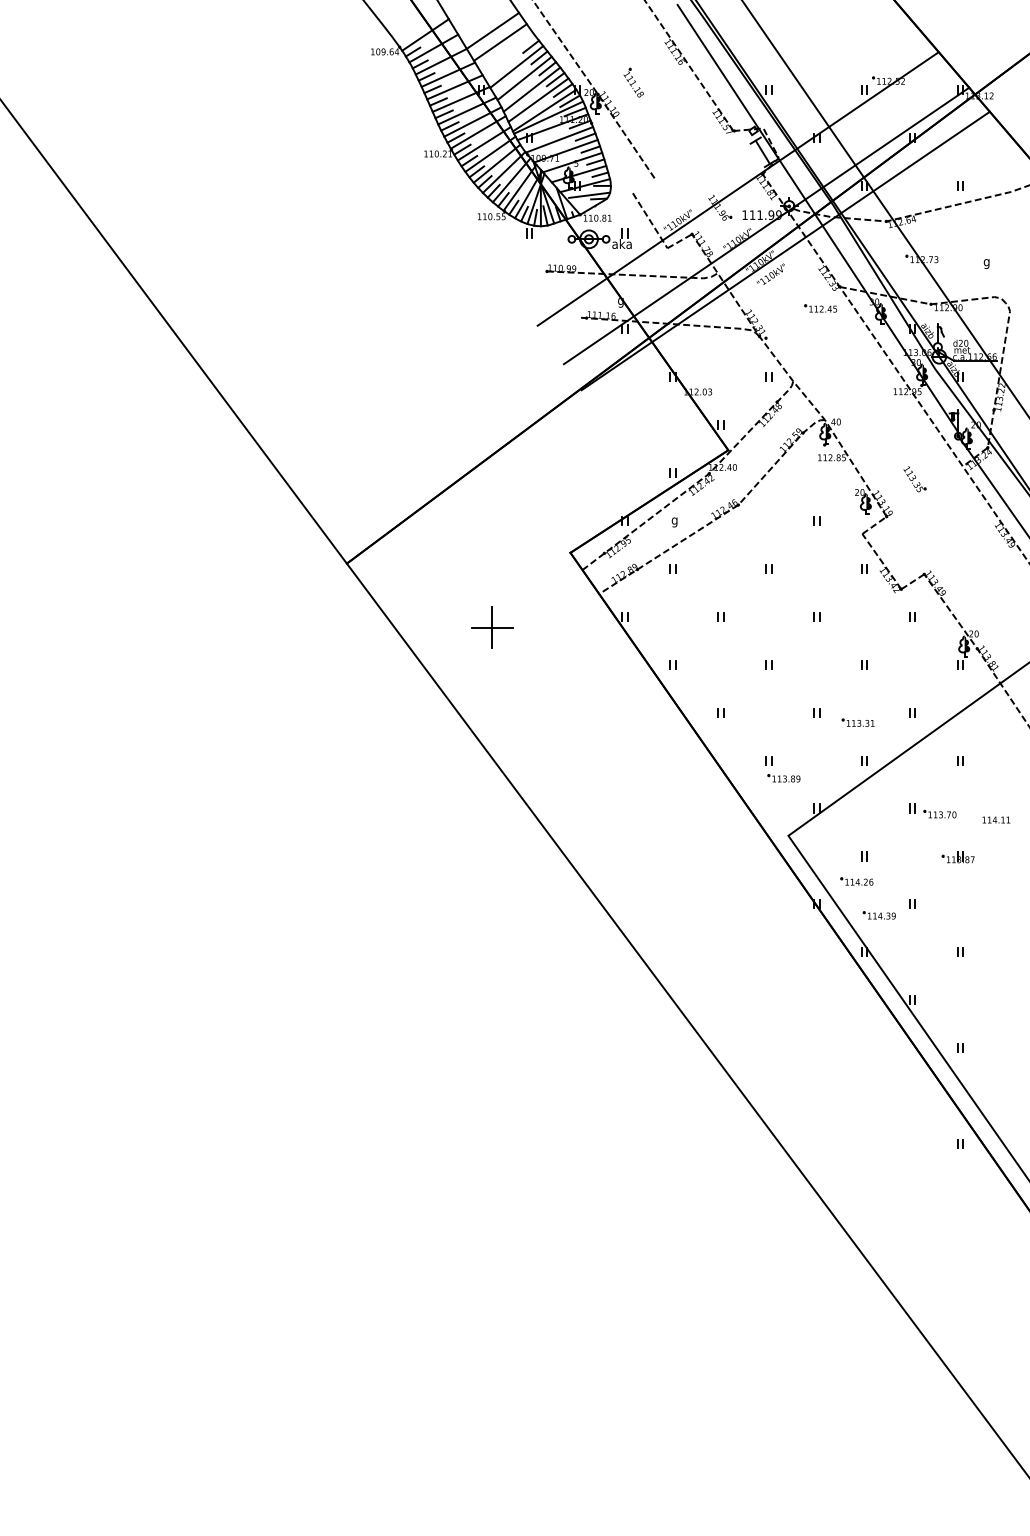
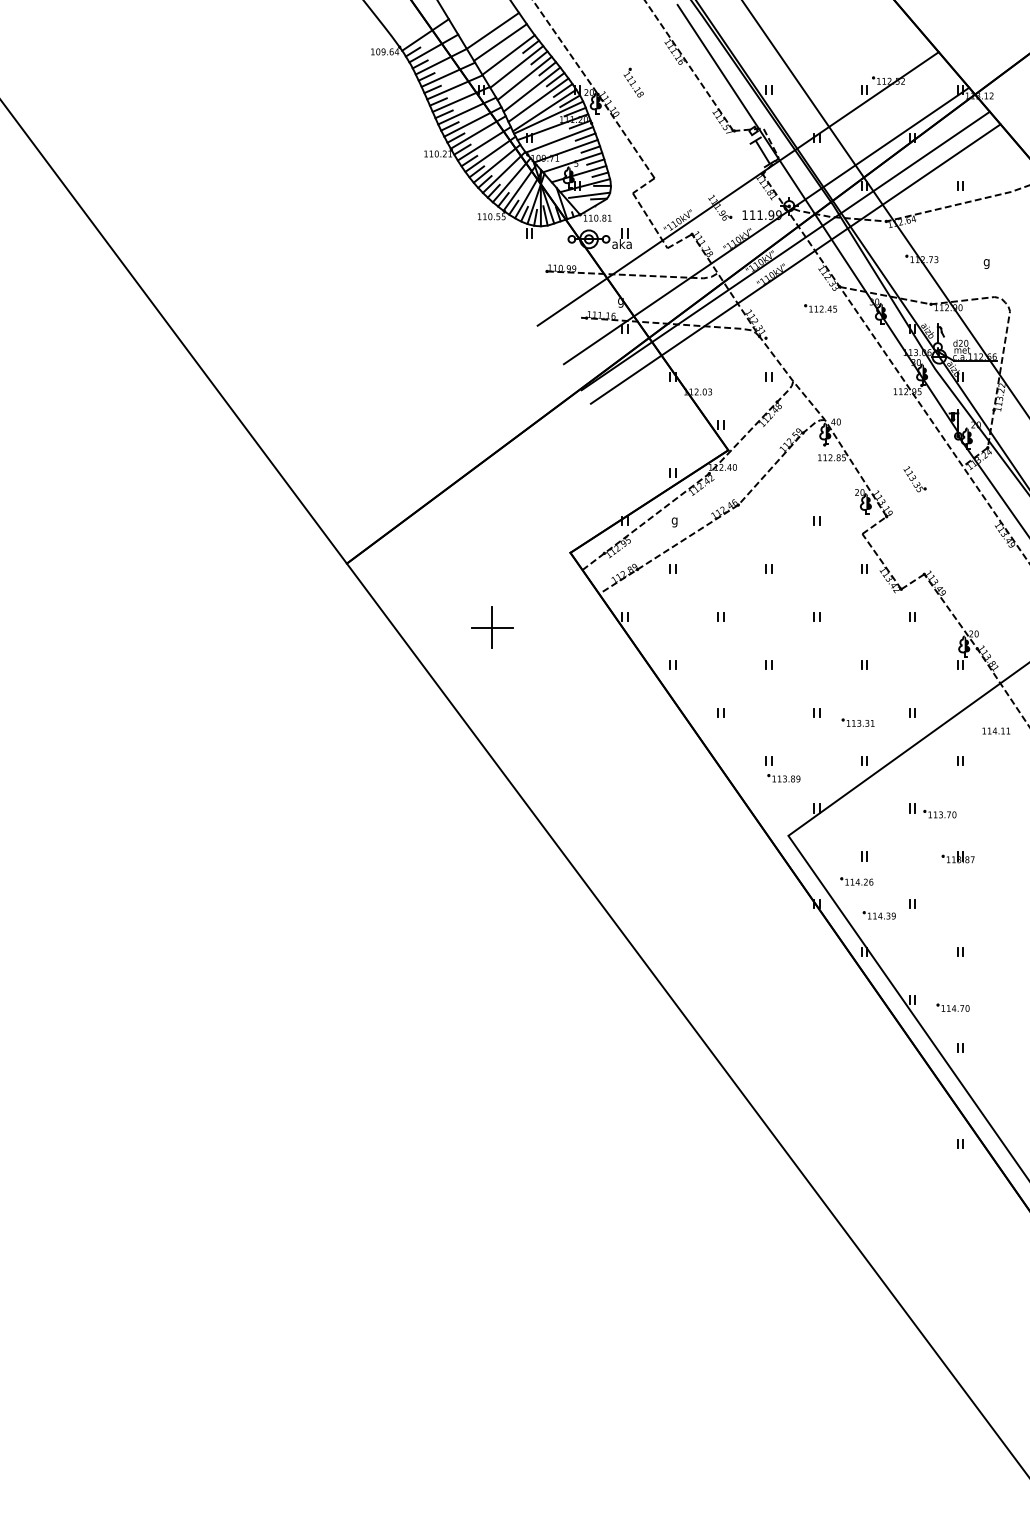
line: none -> present (508, 54)
line: none -> present (643, 185)
line: none -> present (795, 263)
text position: (996, 819) -> (996, 730) (996, 730)
part: none -> present (952, 1007)
